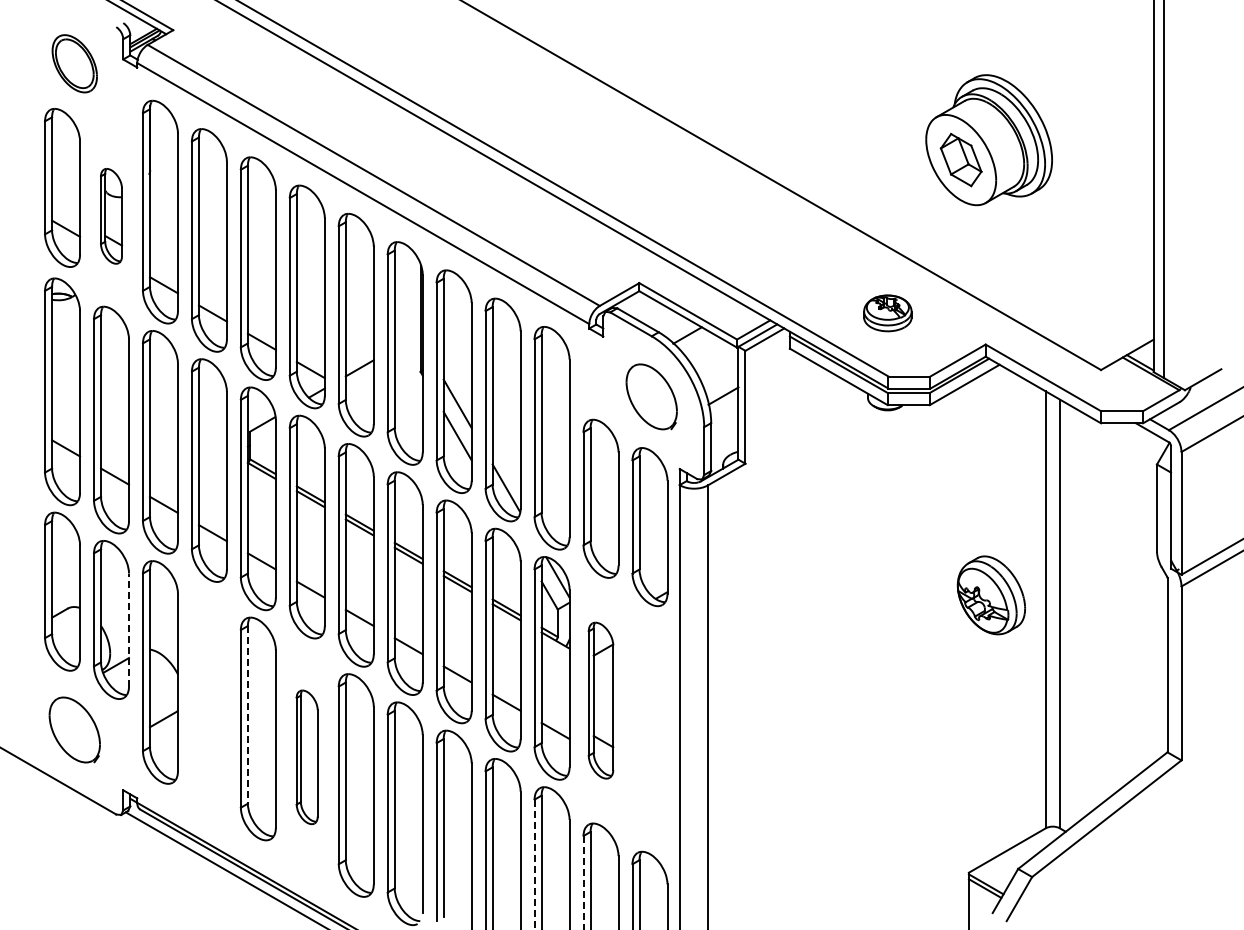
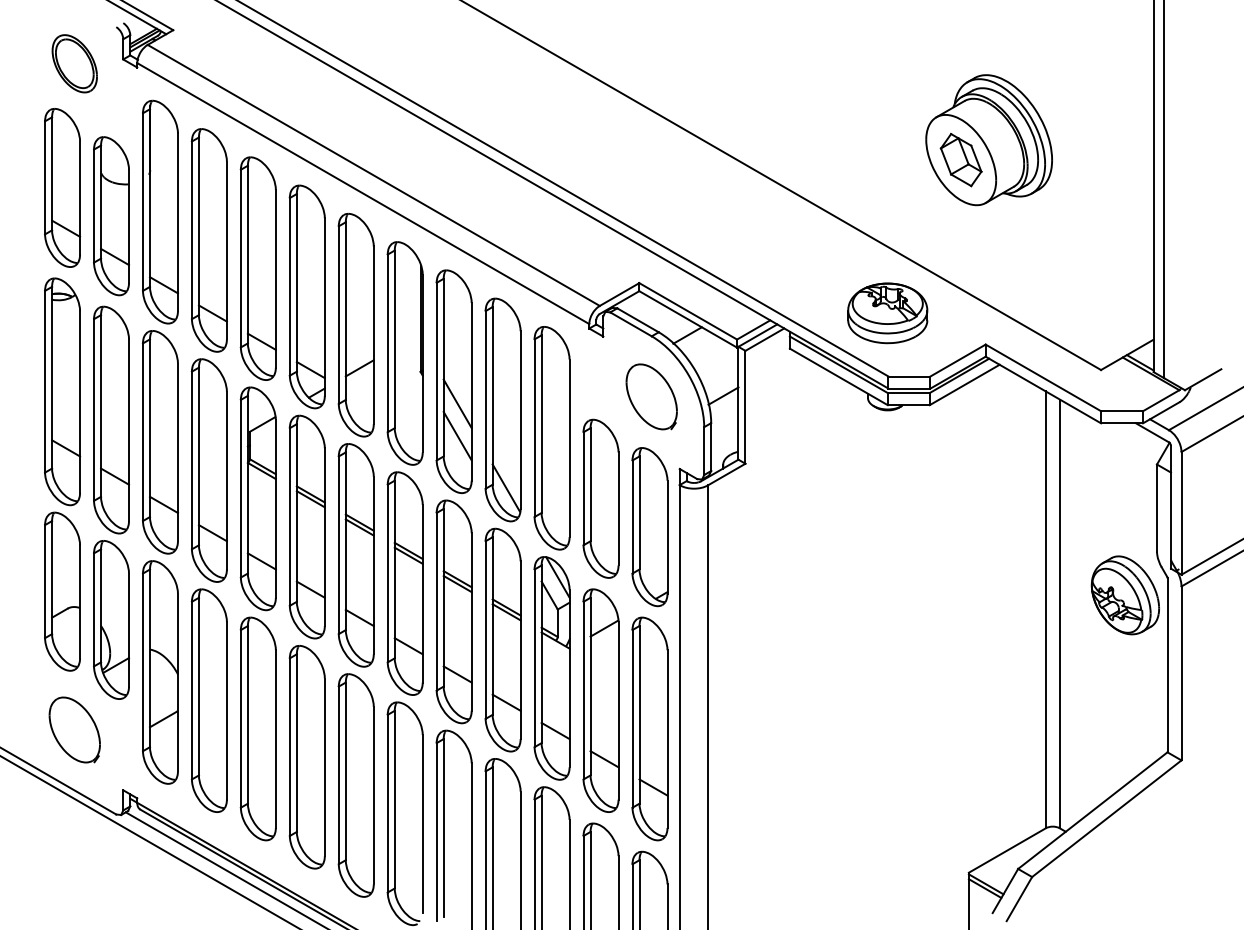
part size: 24x97 px -> 37x161 px (111, 216)
part size: 50x39 px -> 82x63 px (887, 313)
part position: (990, 595) -> (1124, 595) (1124, 595)
line: dashed -> solid (129, 630)
part: none -> present (208, 700)
part size: 28x159 px -> 38x225 px (600, 700)
line: dashed -> solid (247, 714)
part: none -> present (649, 728)
part size: 24x137 px -> 38x225 px (306, 757)
line: none -> present (148, 841)
line: dashed -> solid (534, 864)
line: dashed -> solid (583, 882)
